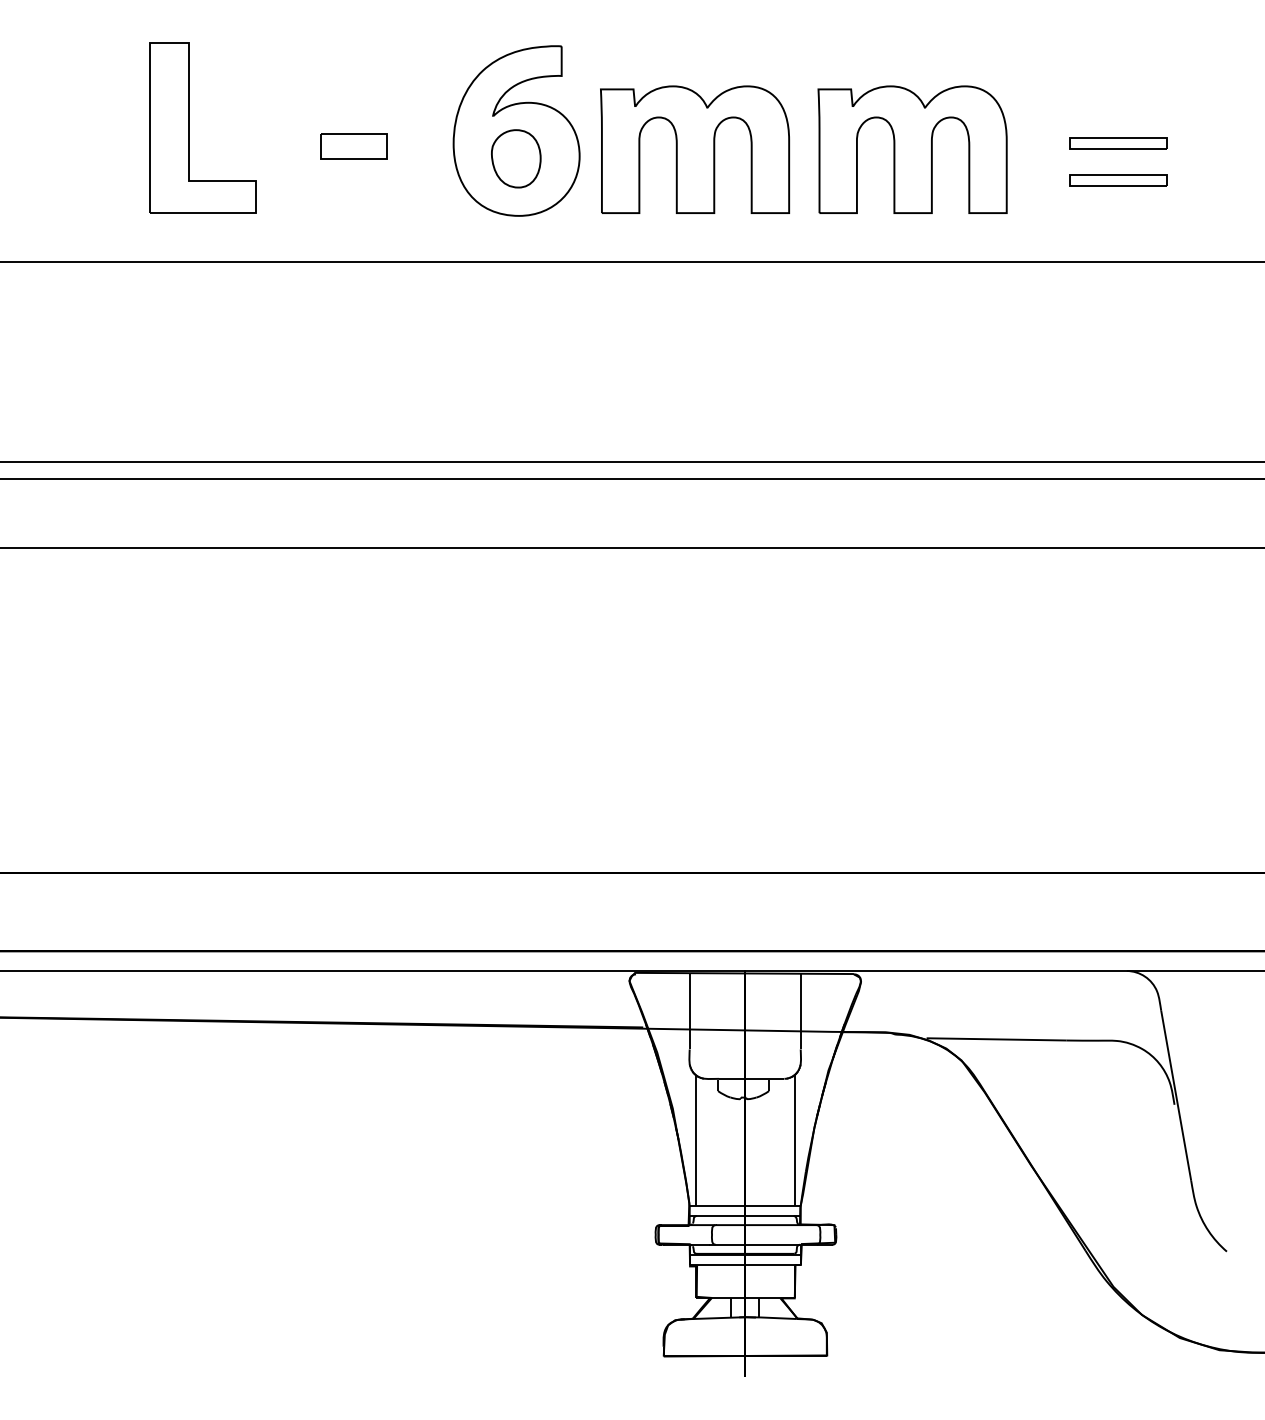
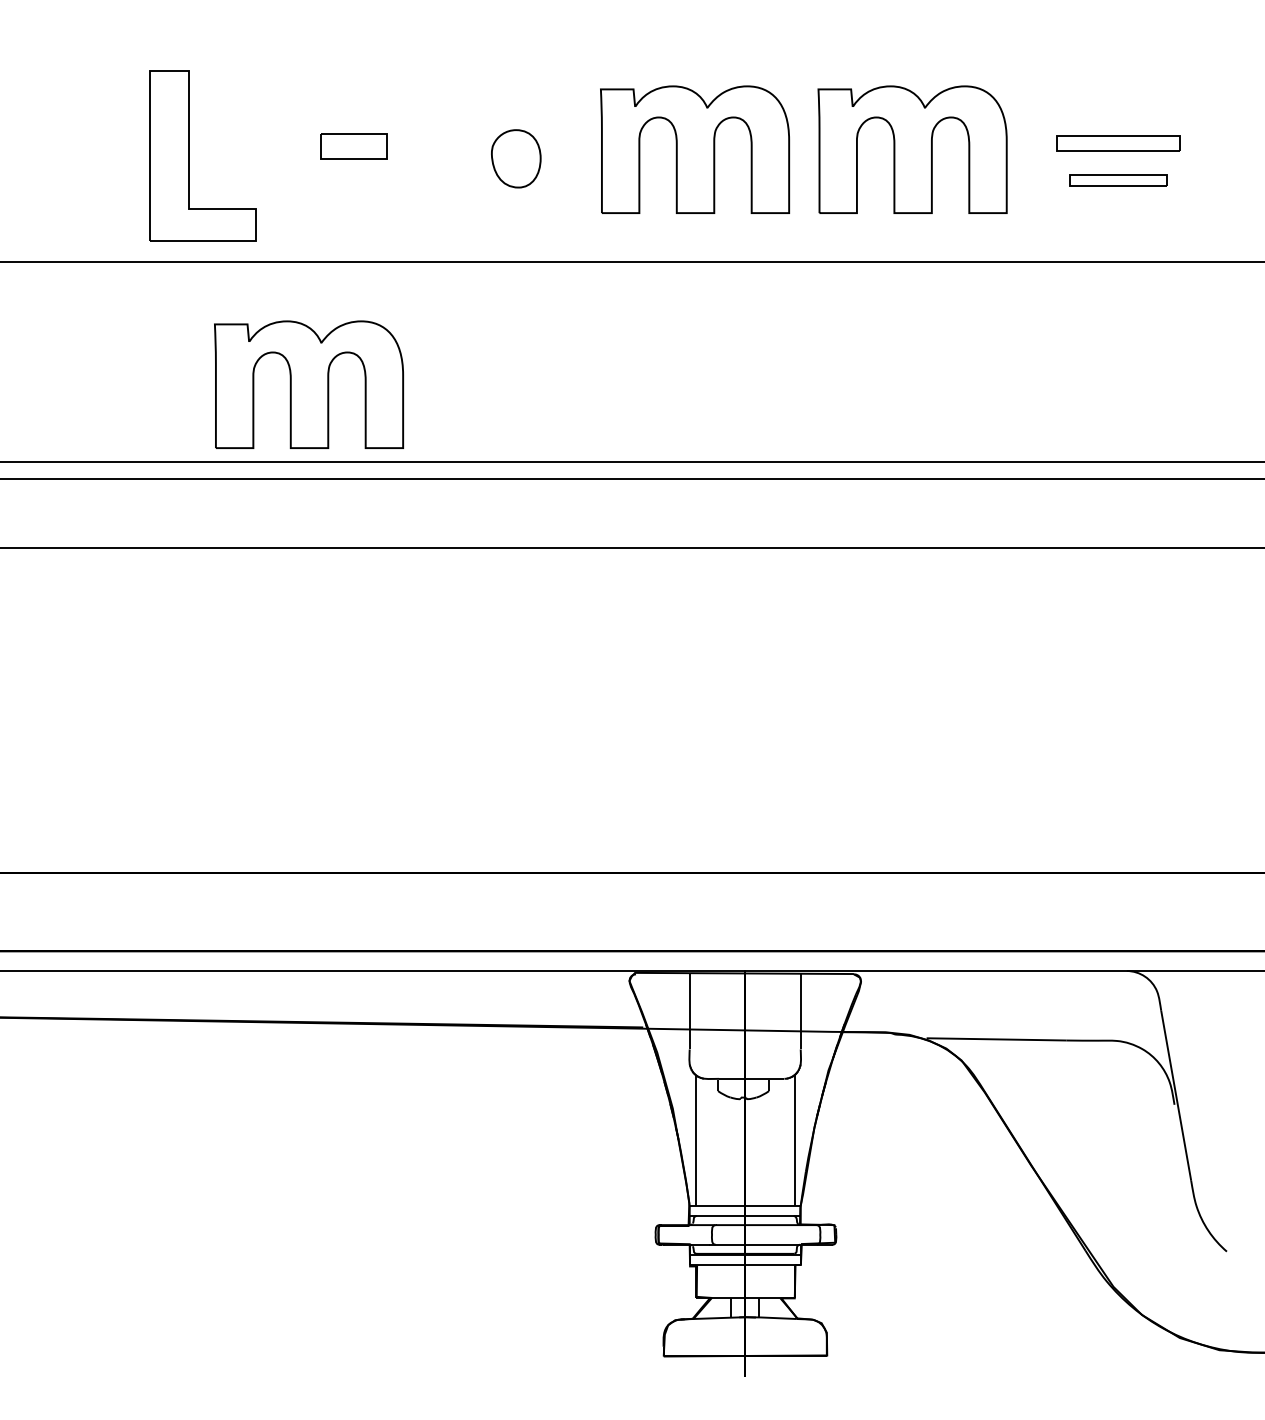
part position: (189, 127) -> (189, 155) (189, 155)
part: present -> none (516, 130)
part size: 99x13 px -> 125x17 px (1118, 143)
part: none -> present (308, 384)
